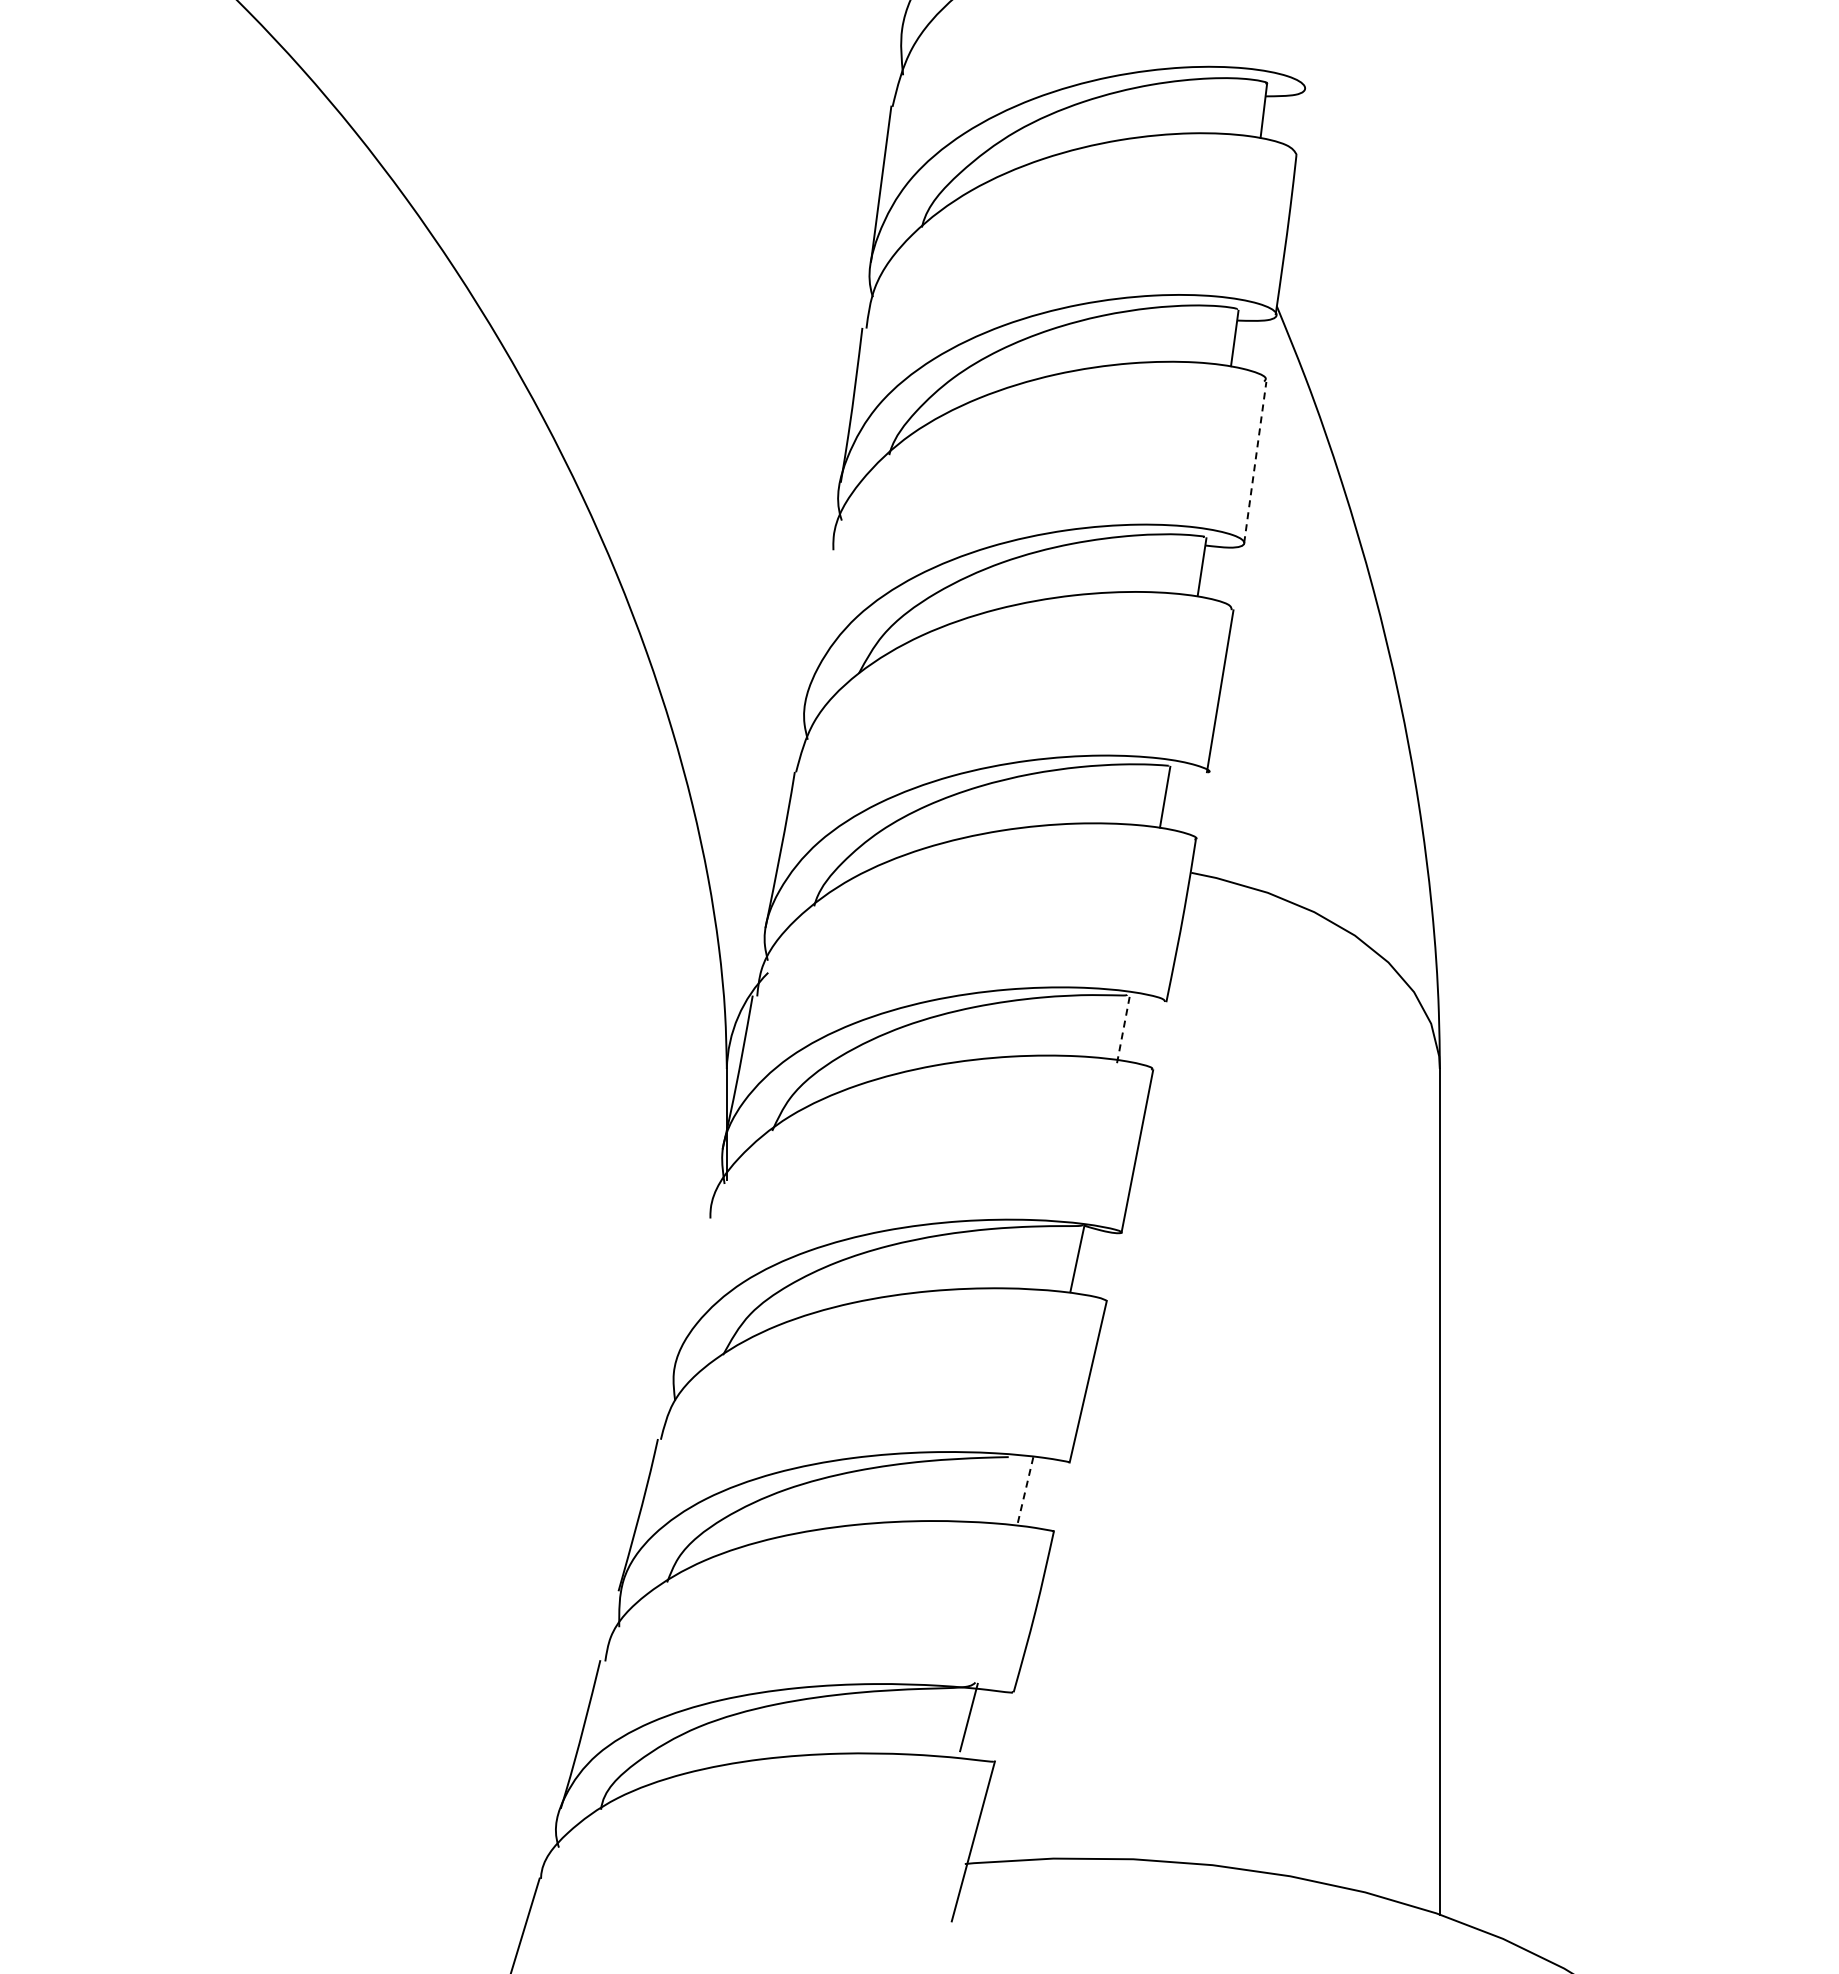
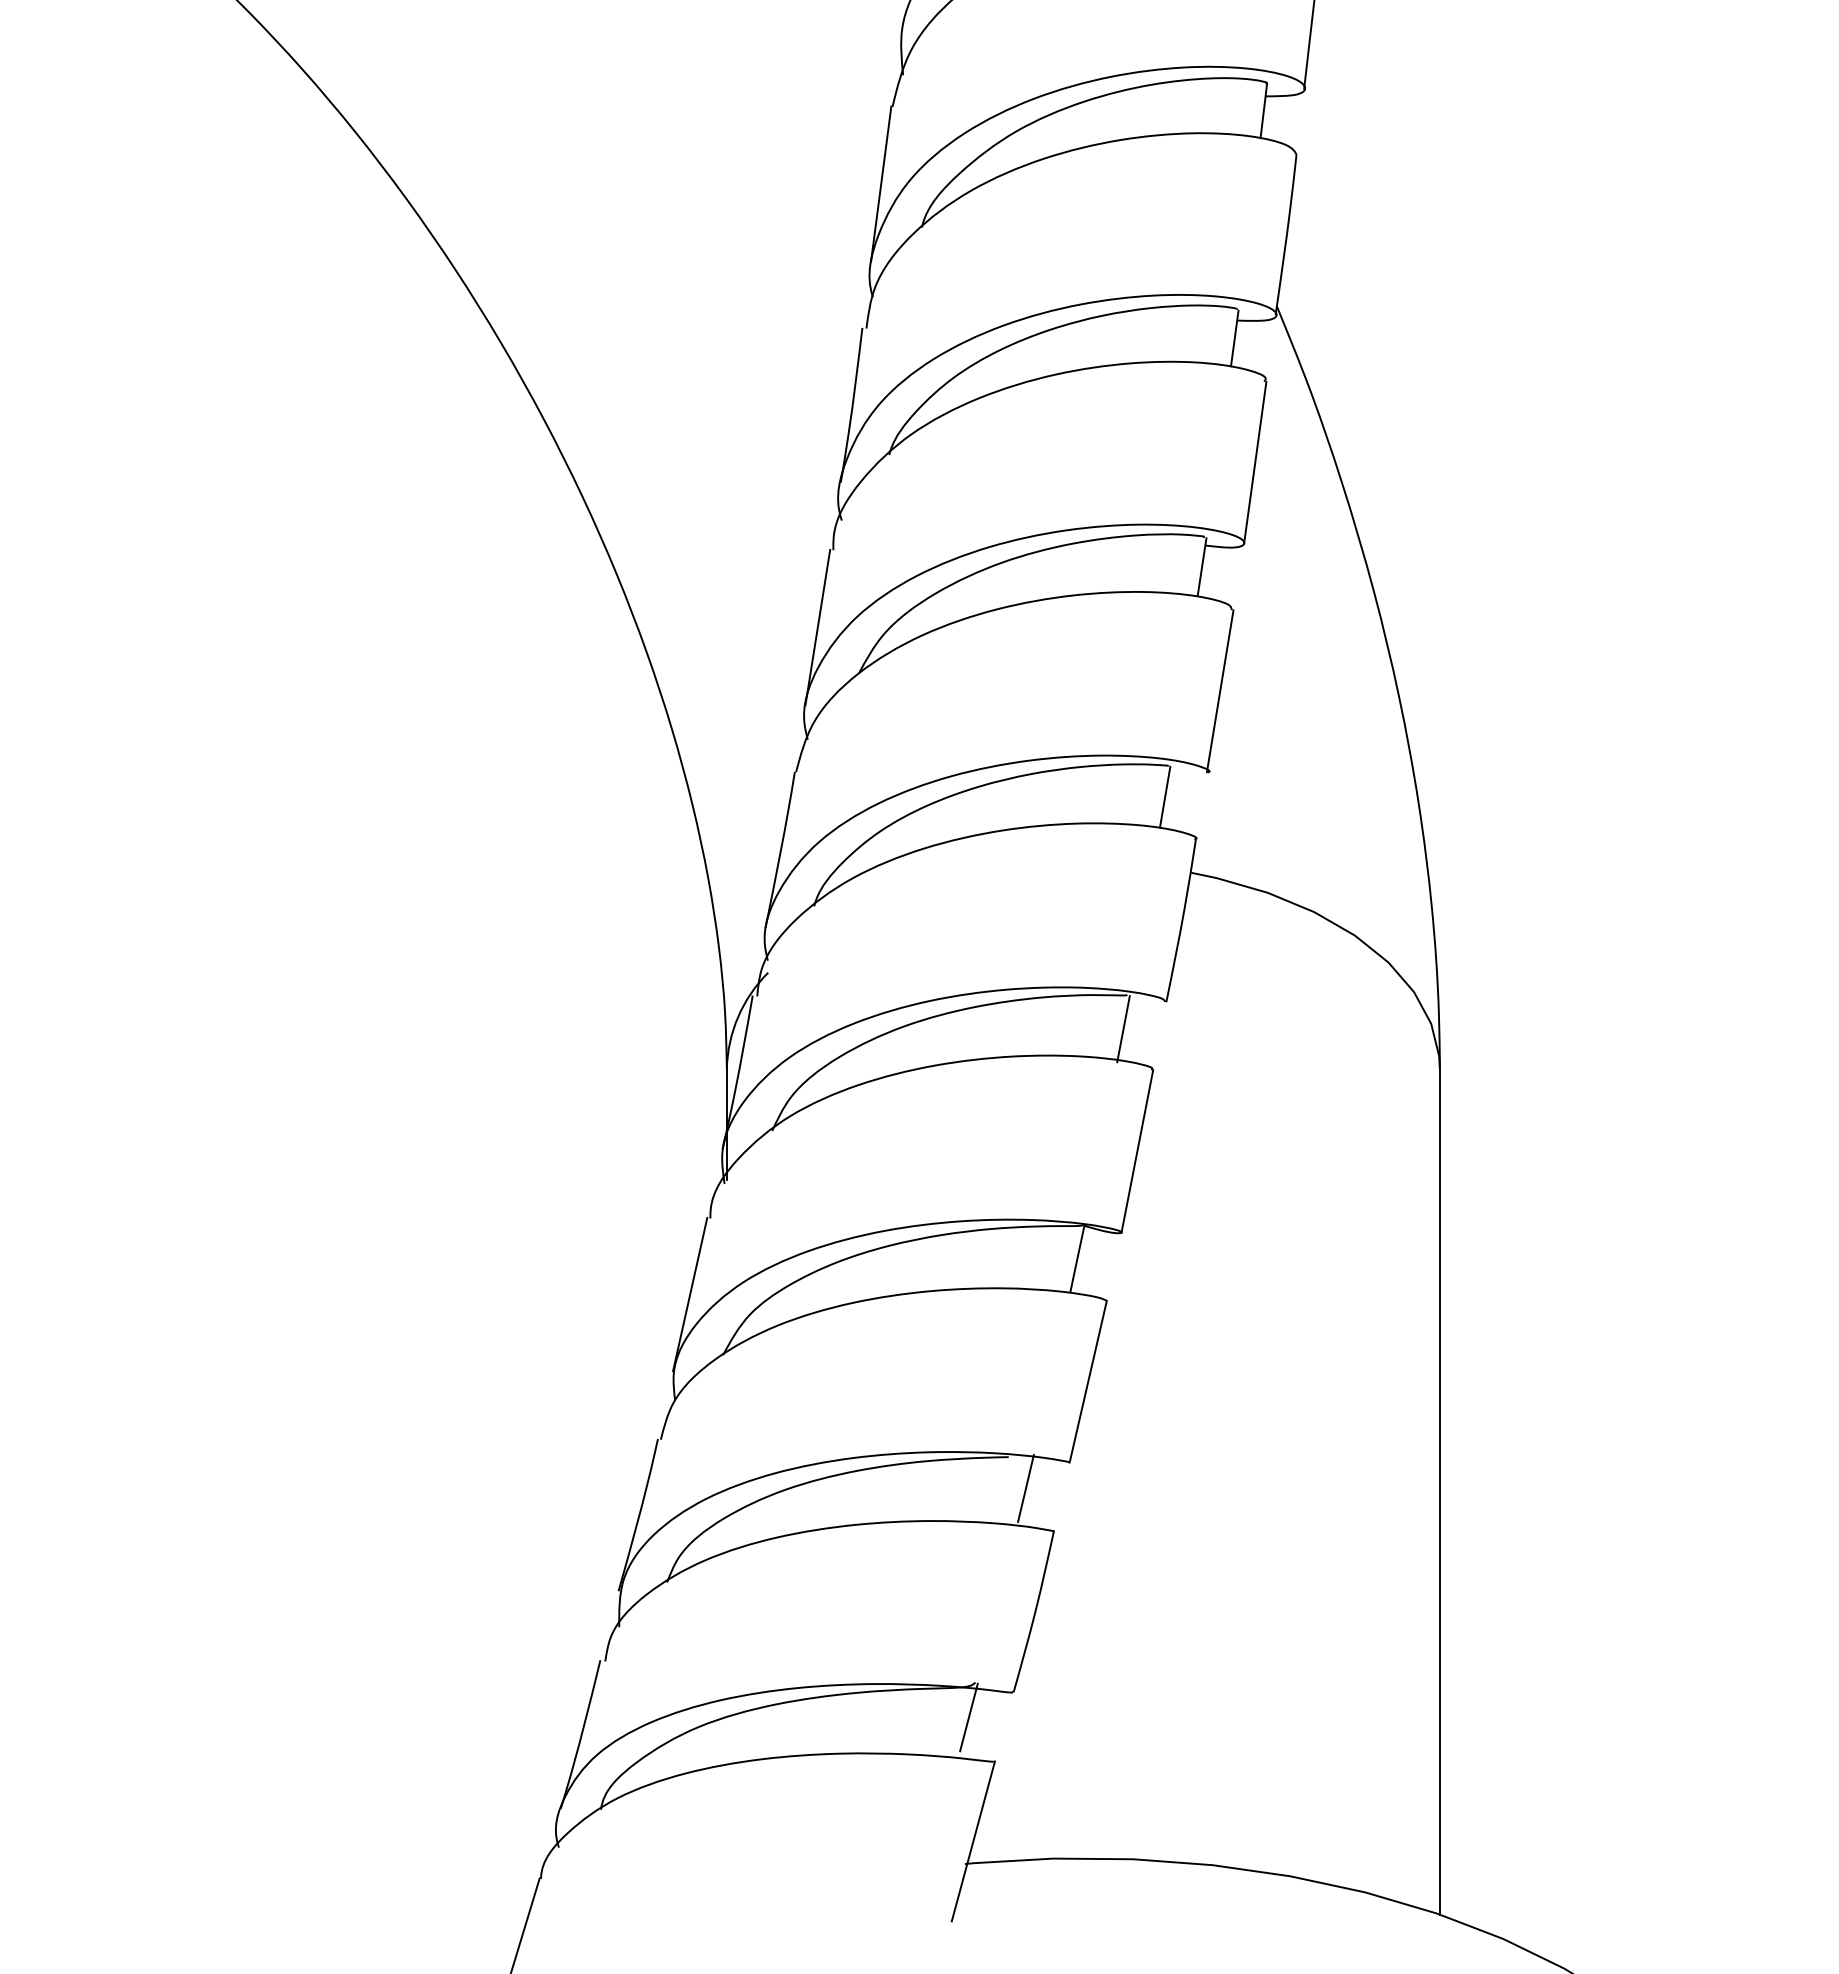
line: none -> present (1309, 45)
line: dashed -> solid (1255, 462)
line: none -> present (817, 627)
line: dashed -> solid (1123, 1029)
line: none -> present (690, 1294)
line: dashed -> solid (1025, 1488)
